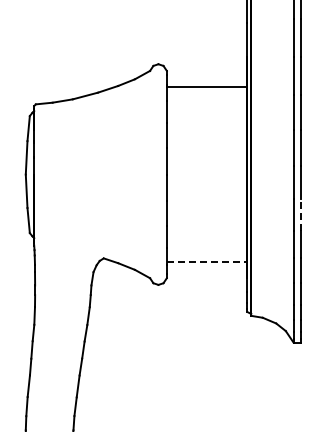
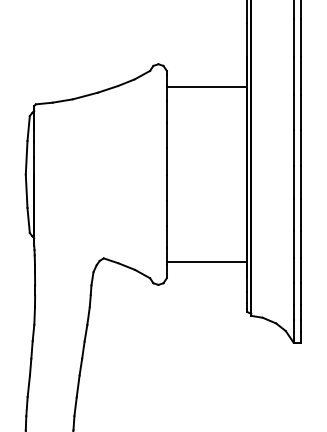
line: dashed -> solid (301, 214)
line: dashed -> solid (207, 261)
